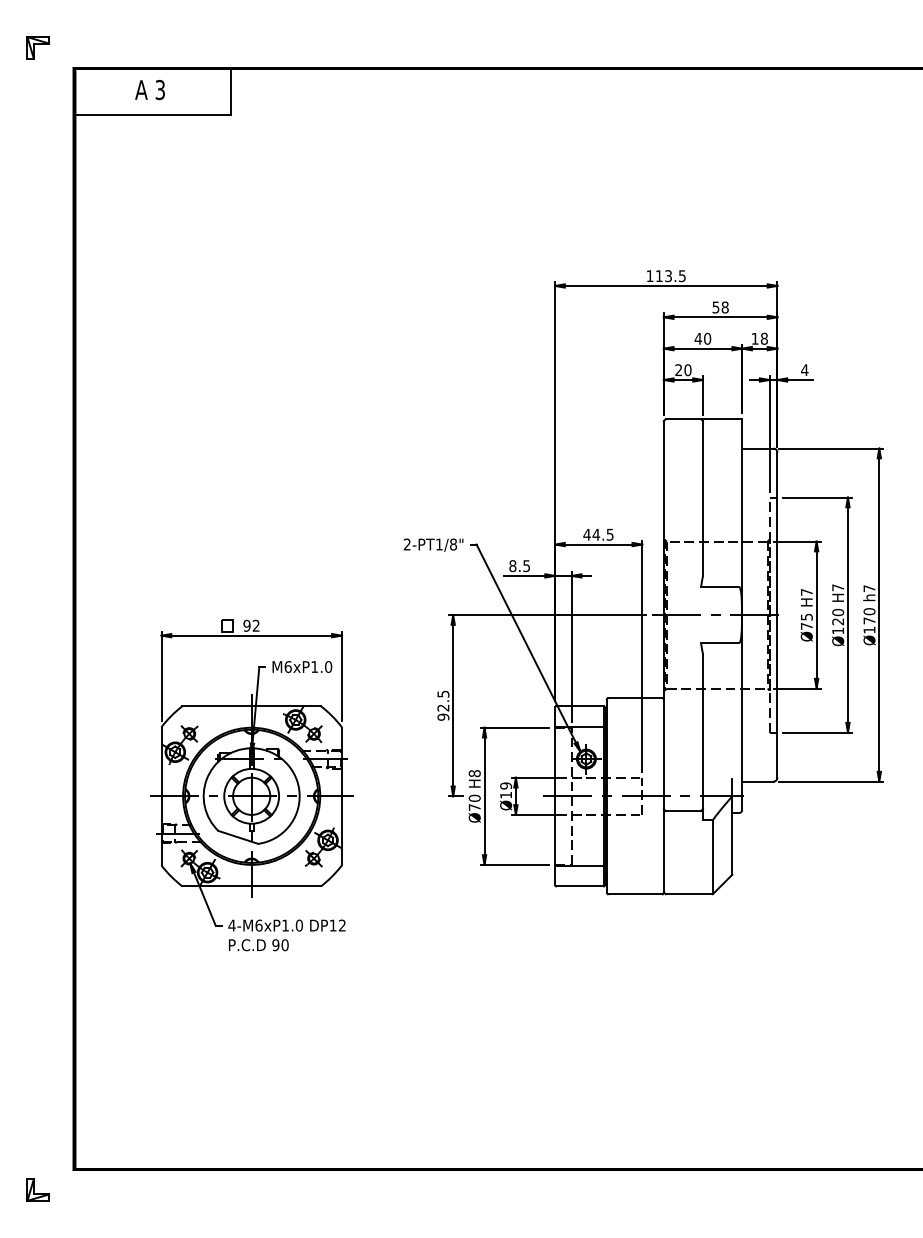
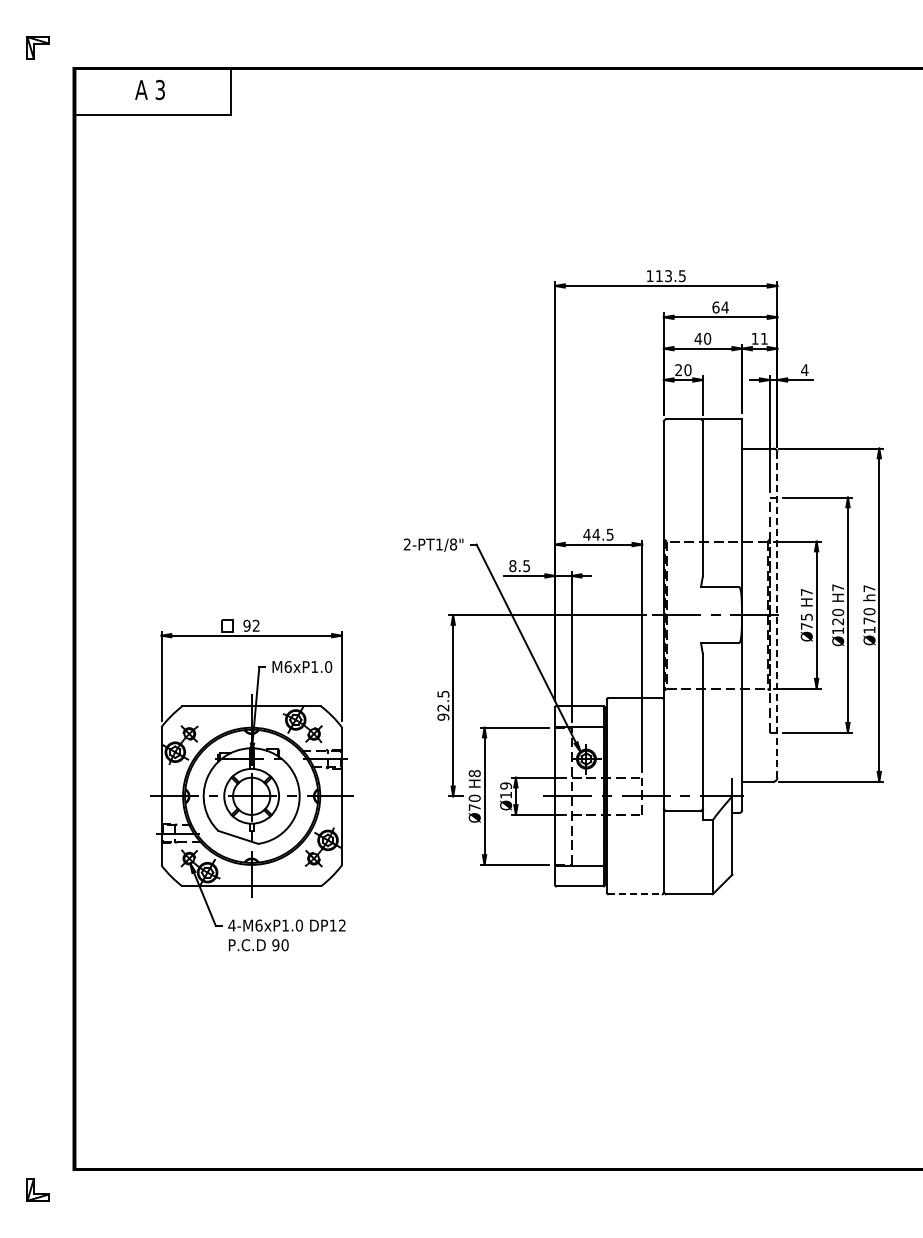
text: 58 -> 64 (720, 307)
text: 18 -> 11 (763, 338)
line: solid -> dashed (777, 615)
line: solid -> dashed (635, 894)
